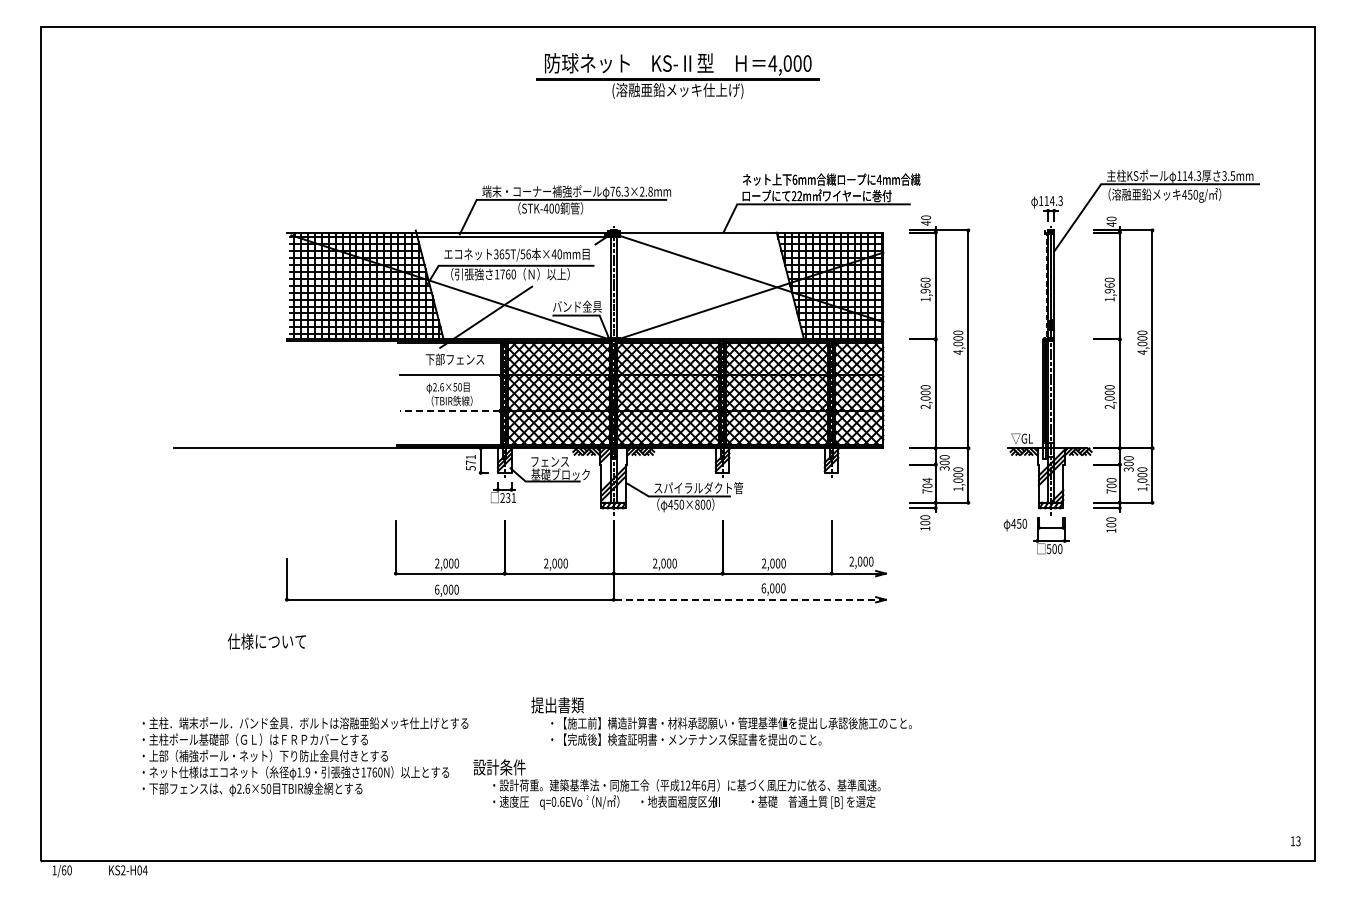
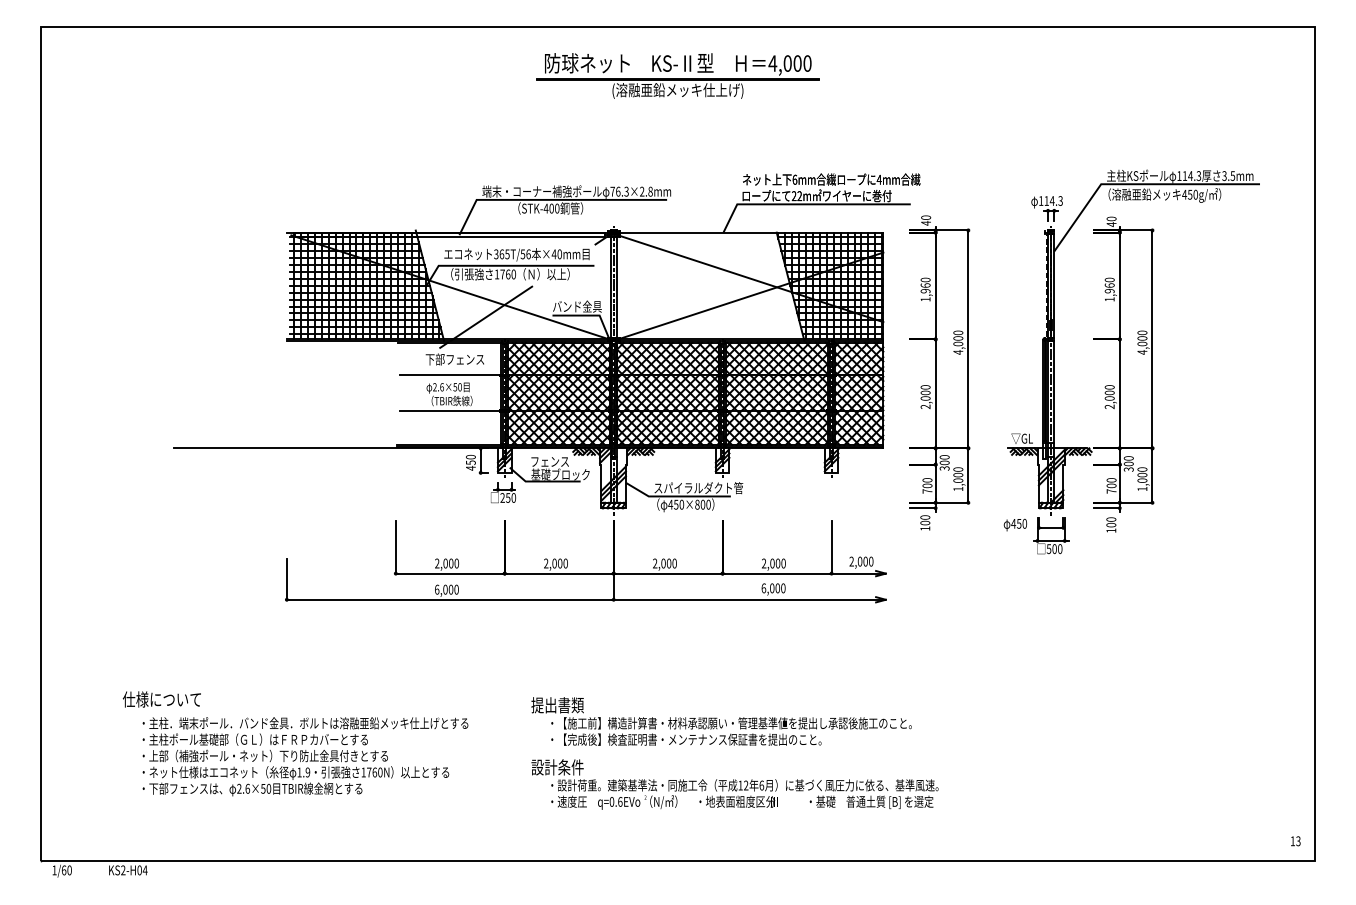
line: dashed -> solid (449, 411)
text: 571 -> 450 (470, 462)
text: 704 -> 700 (927, 479)
text: 231 -> 250 (511, 497)
line: dashed -> solid (749, 599)
text position: (266, 641) -> (161, 699) (161, 699)
text position: (676, 784) -> (734, 784) (734, 784)
